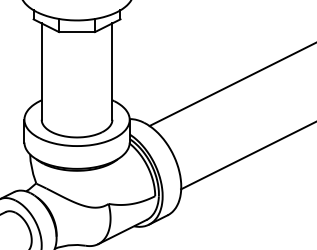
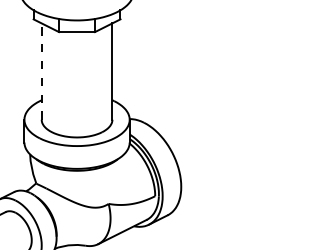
line: solid -> dashed (41, 71)
line: present -> none (231, 85)
line: present -> none (247, 156)
